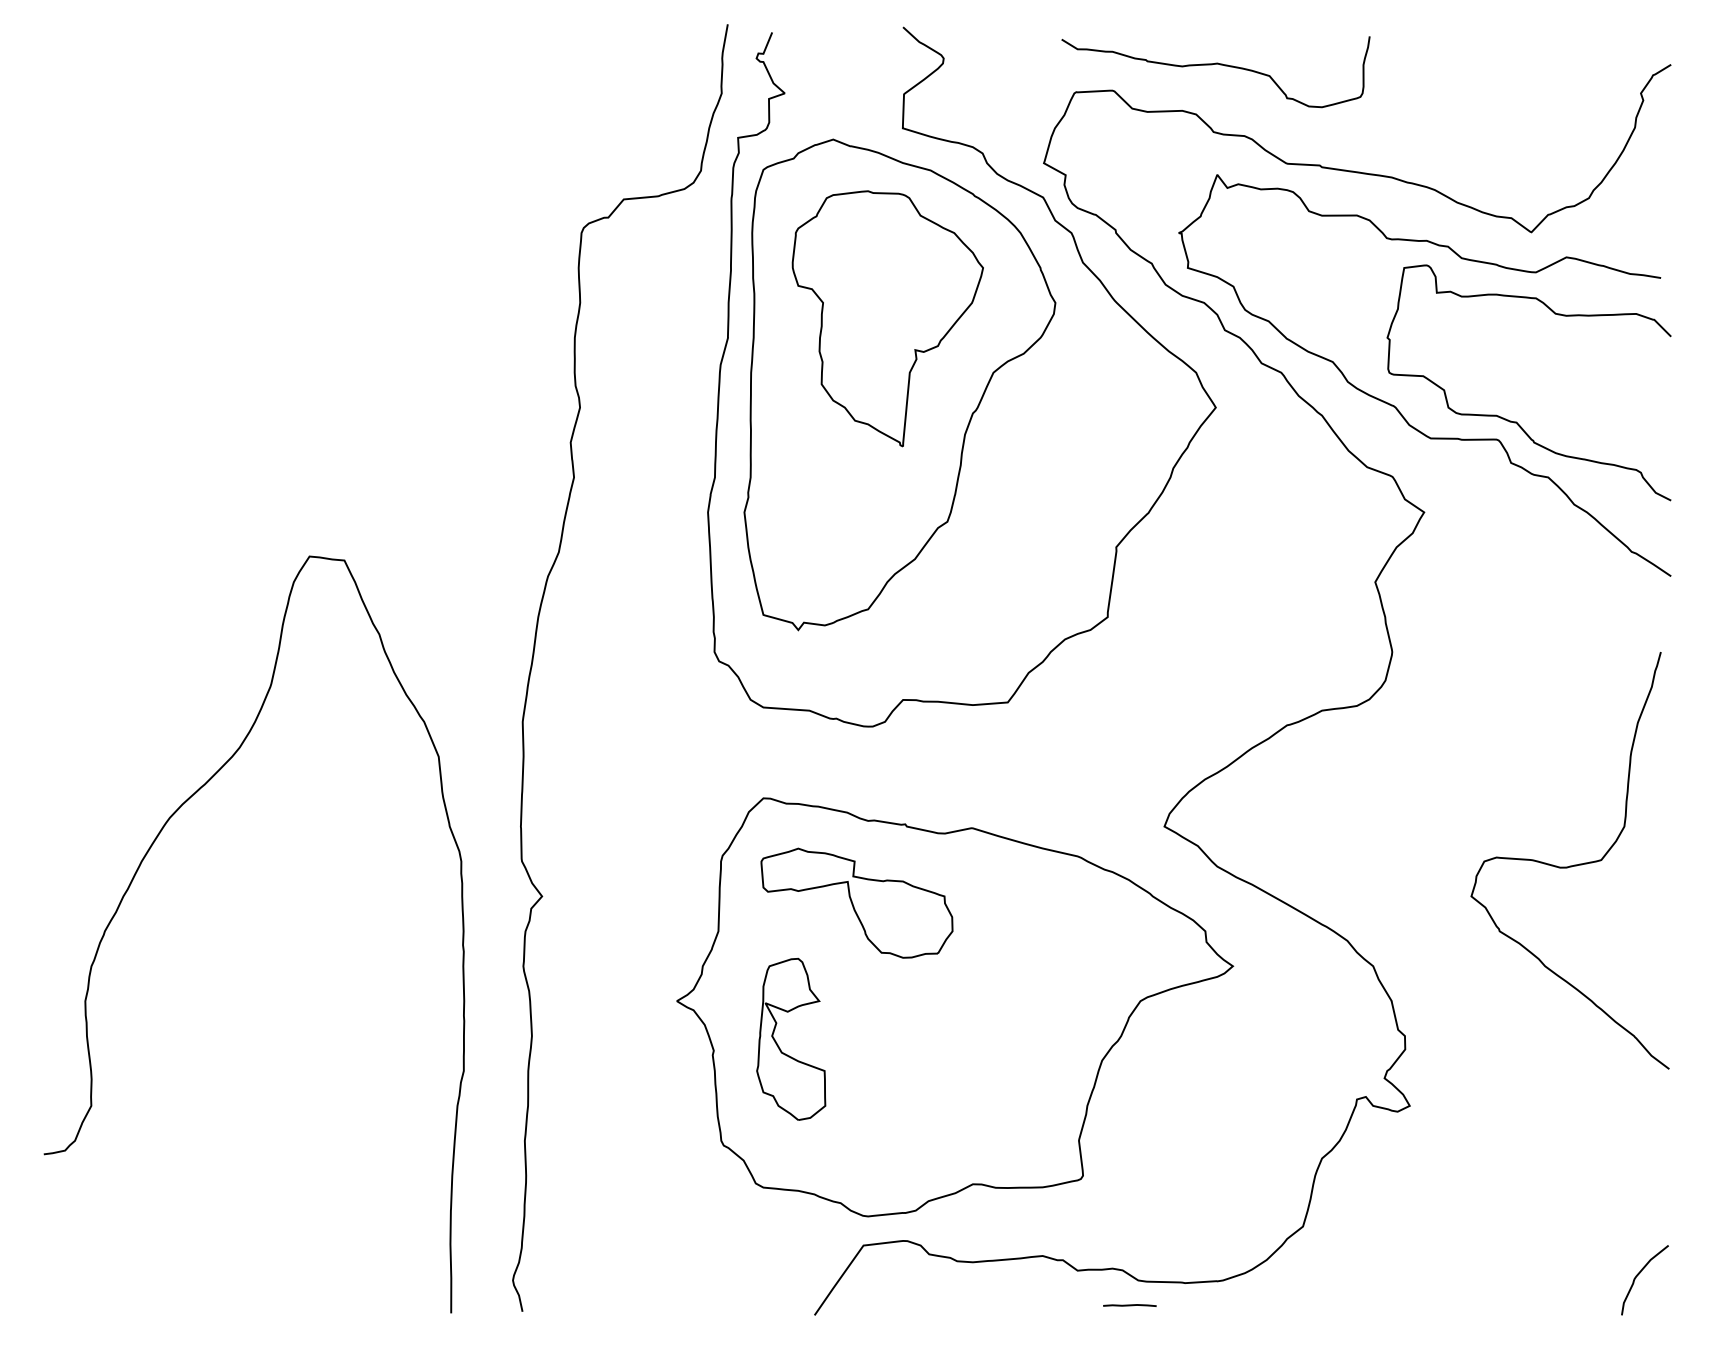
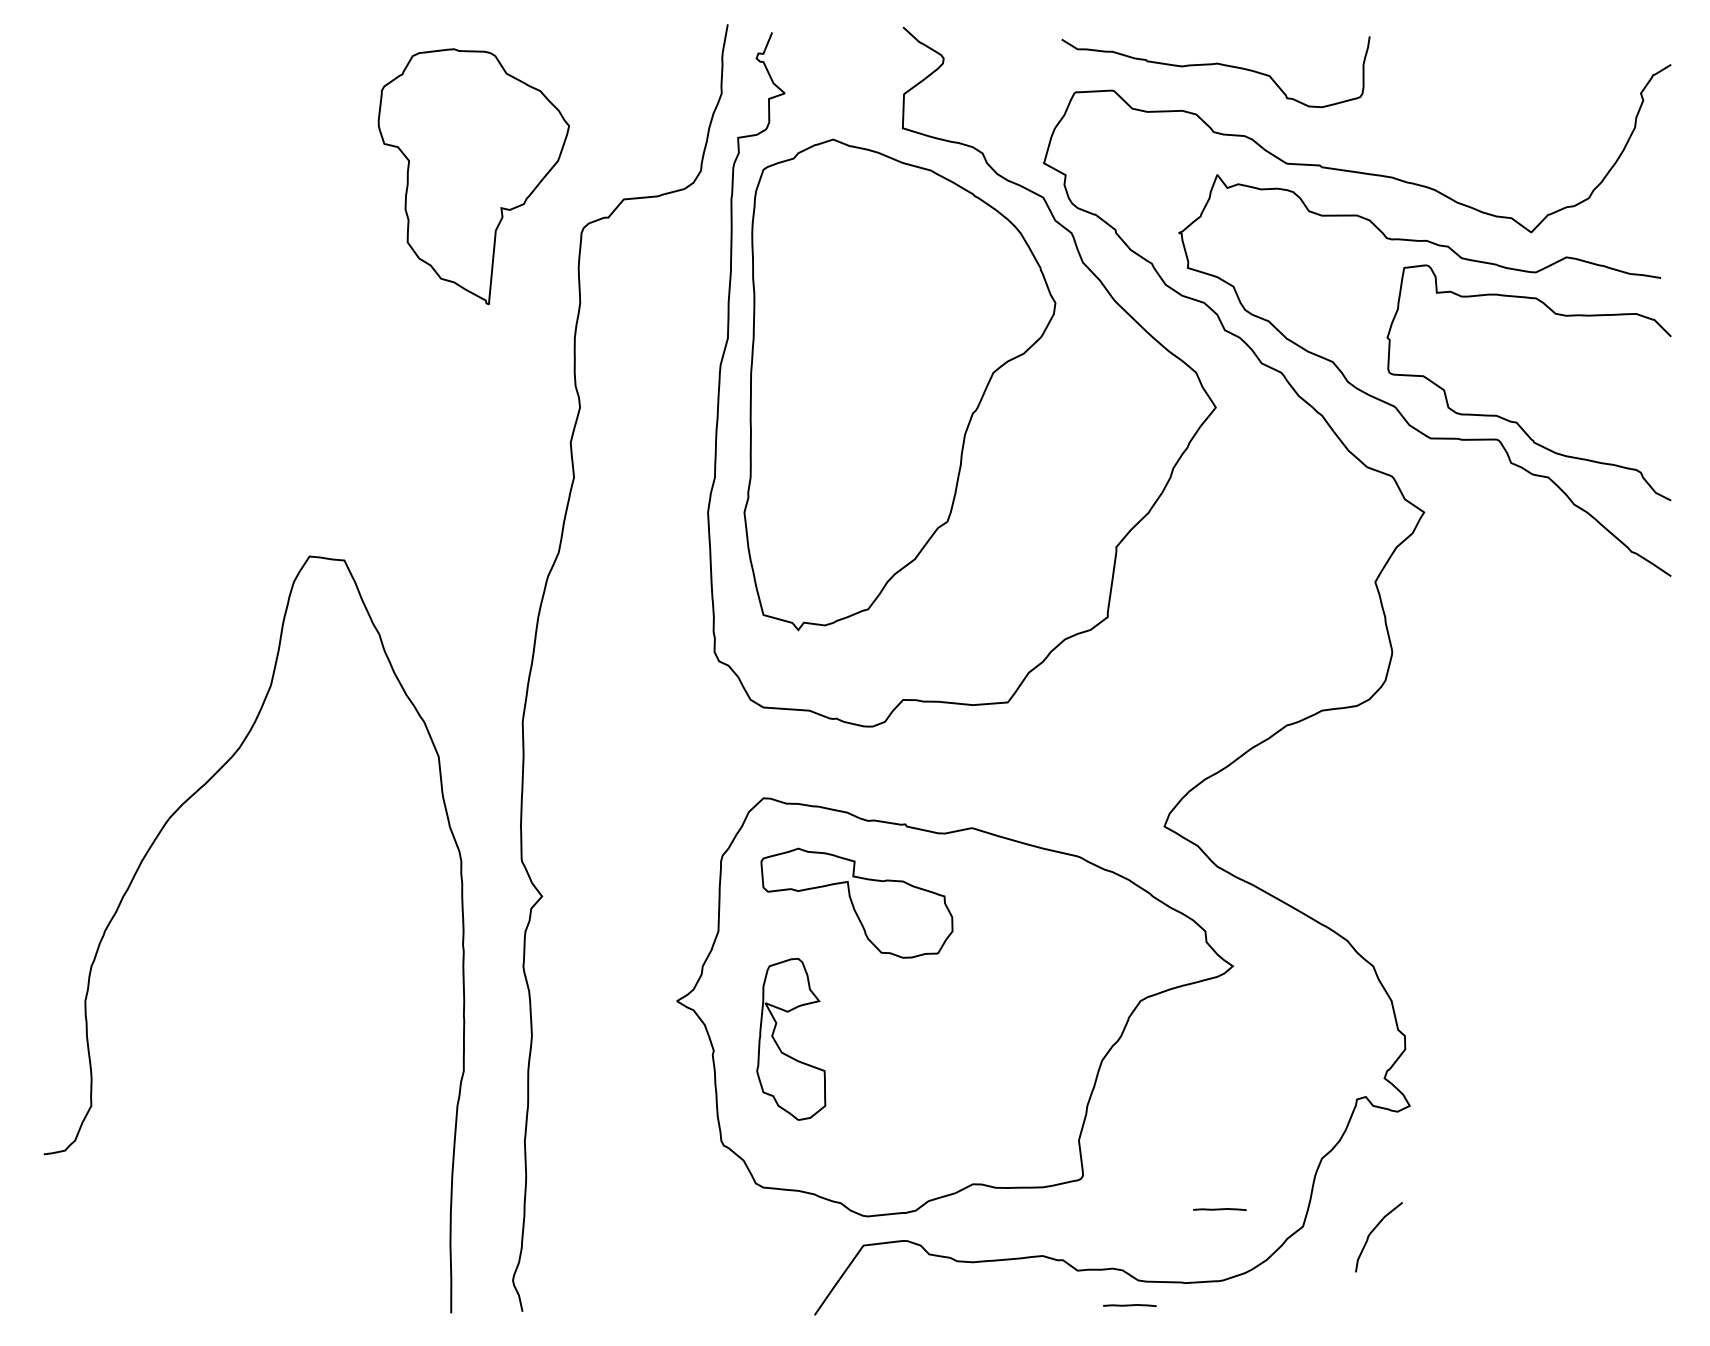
part position: (887, 318) -> (473, 176) (473, 176)
curve: present -> none (1569, 865)
line: none -> present (1219, 1209)
curve position: (1639, 1274) -> (1373, 1231) (1373, 1231)
